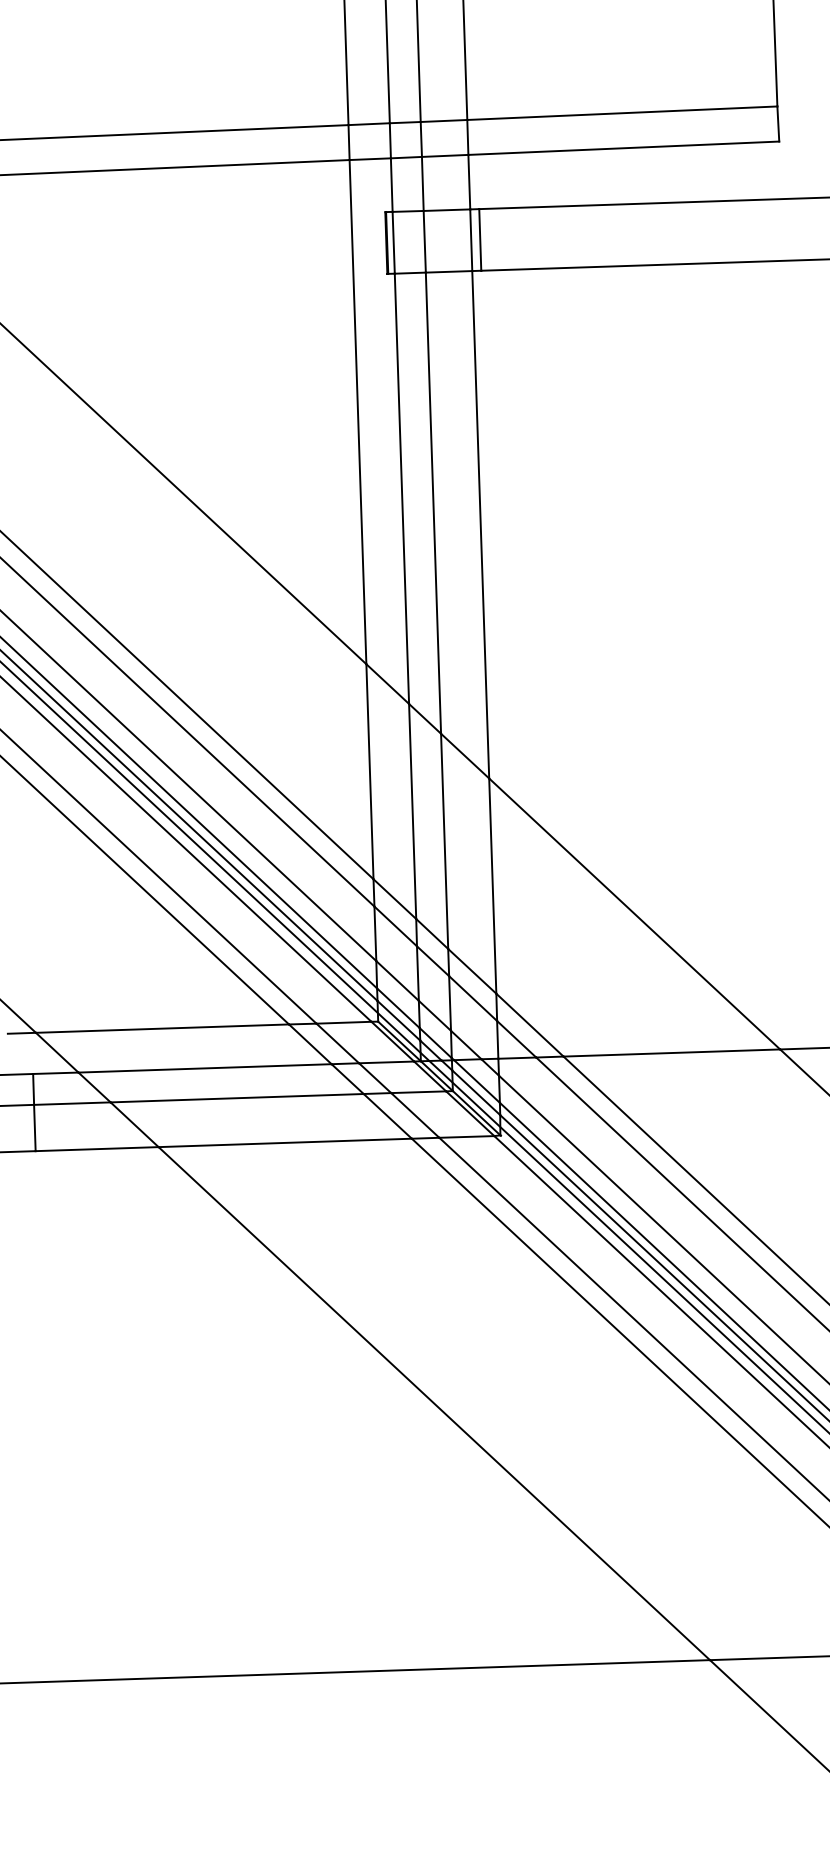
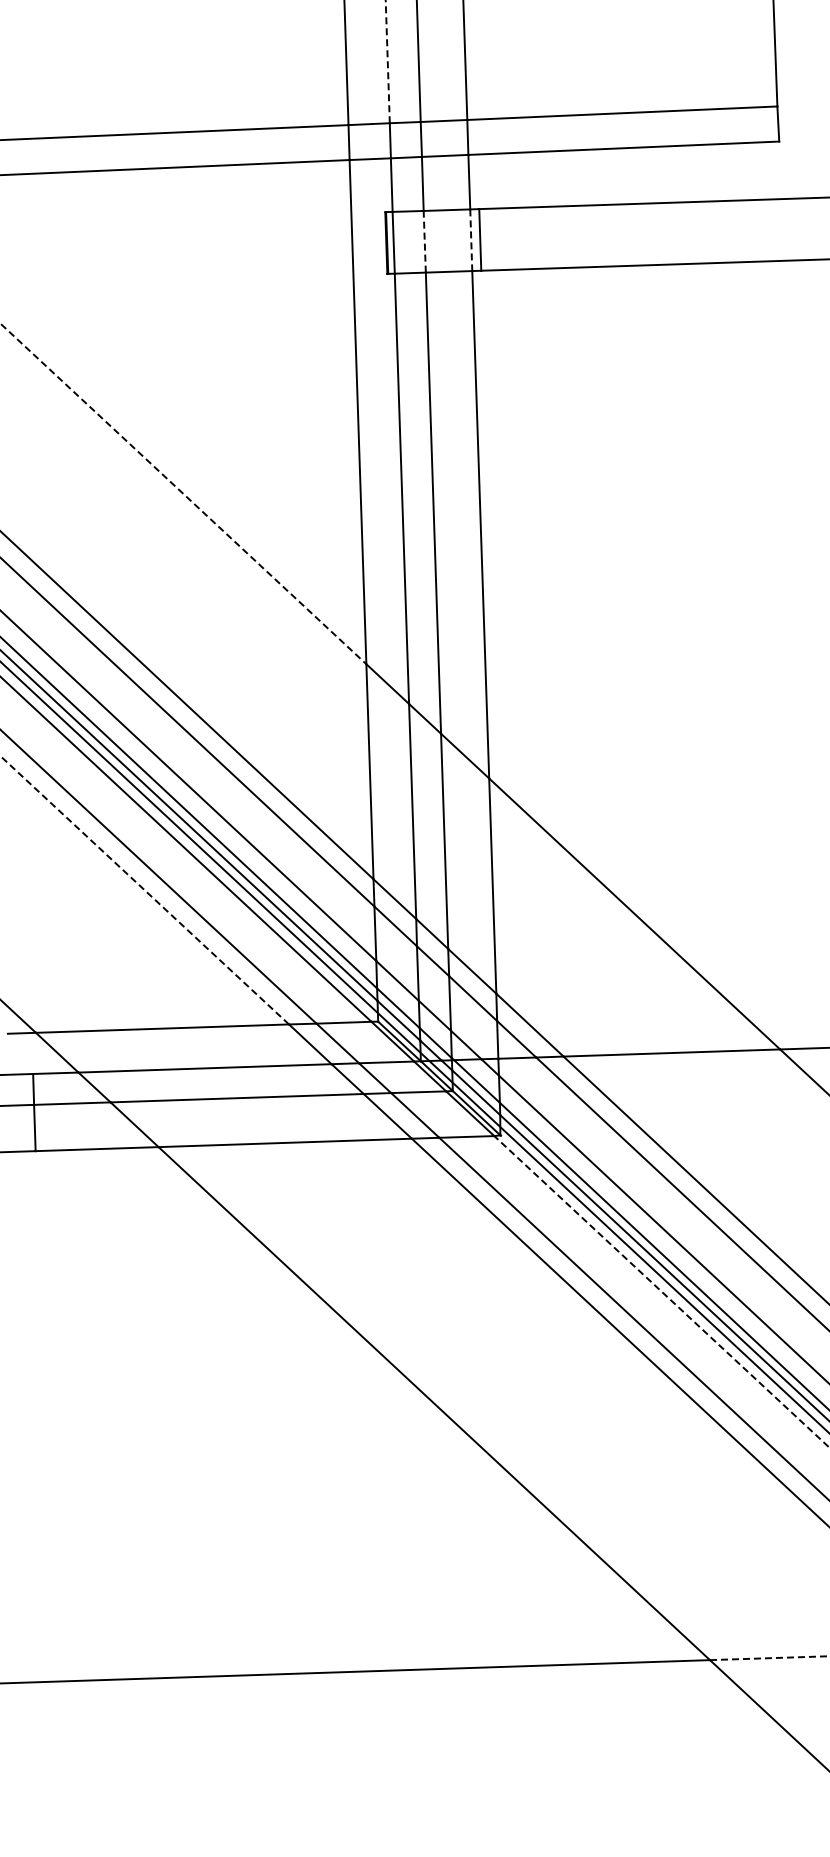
line: solid -> dashed (387, 61)
line: solid -> dashed (471, 240)
line: solid -> dashed (424, 241)
line: solid -> dashed (183, 494)
line: solid -> dashed (144, 889)
line: solid -> dashed (661, 1291)
line: solid -> dashed (769, 1658)
